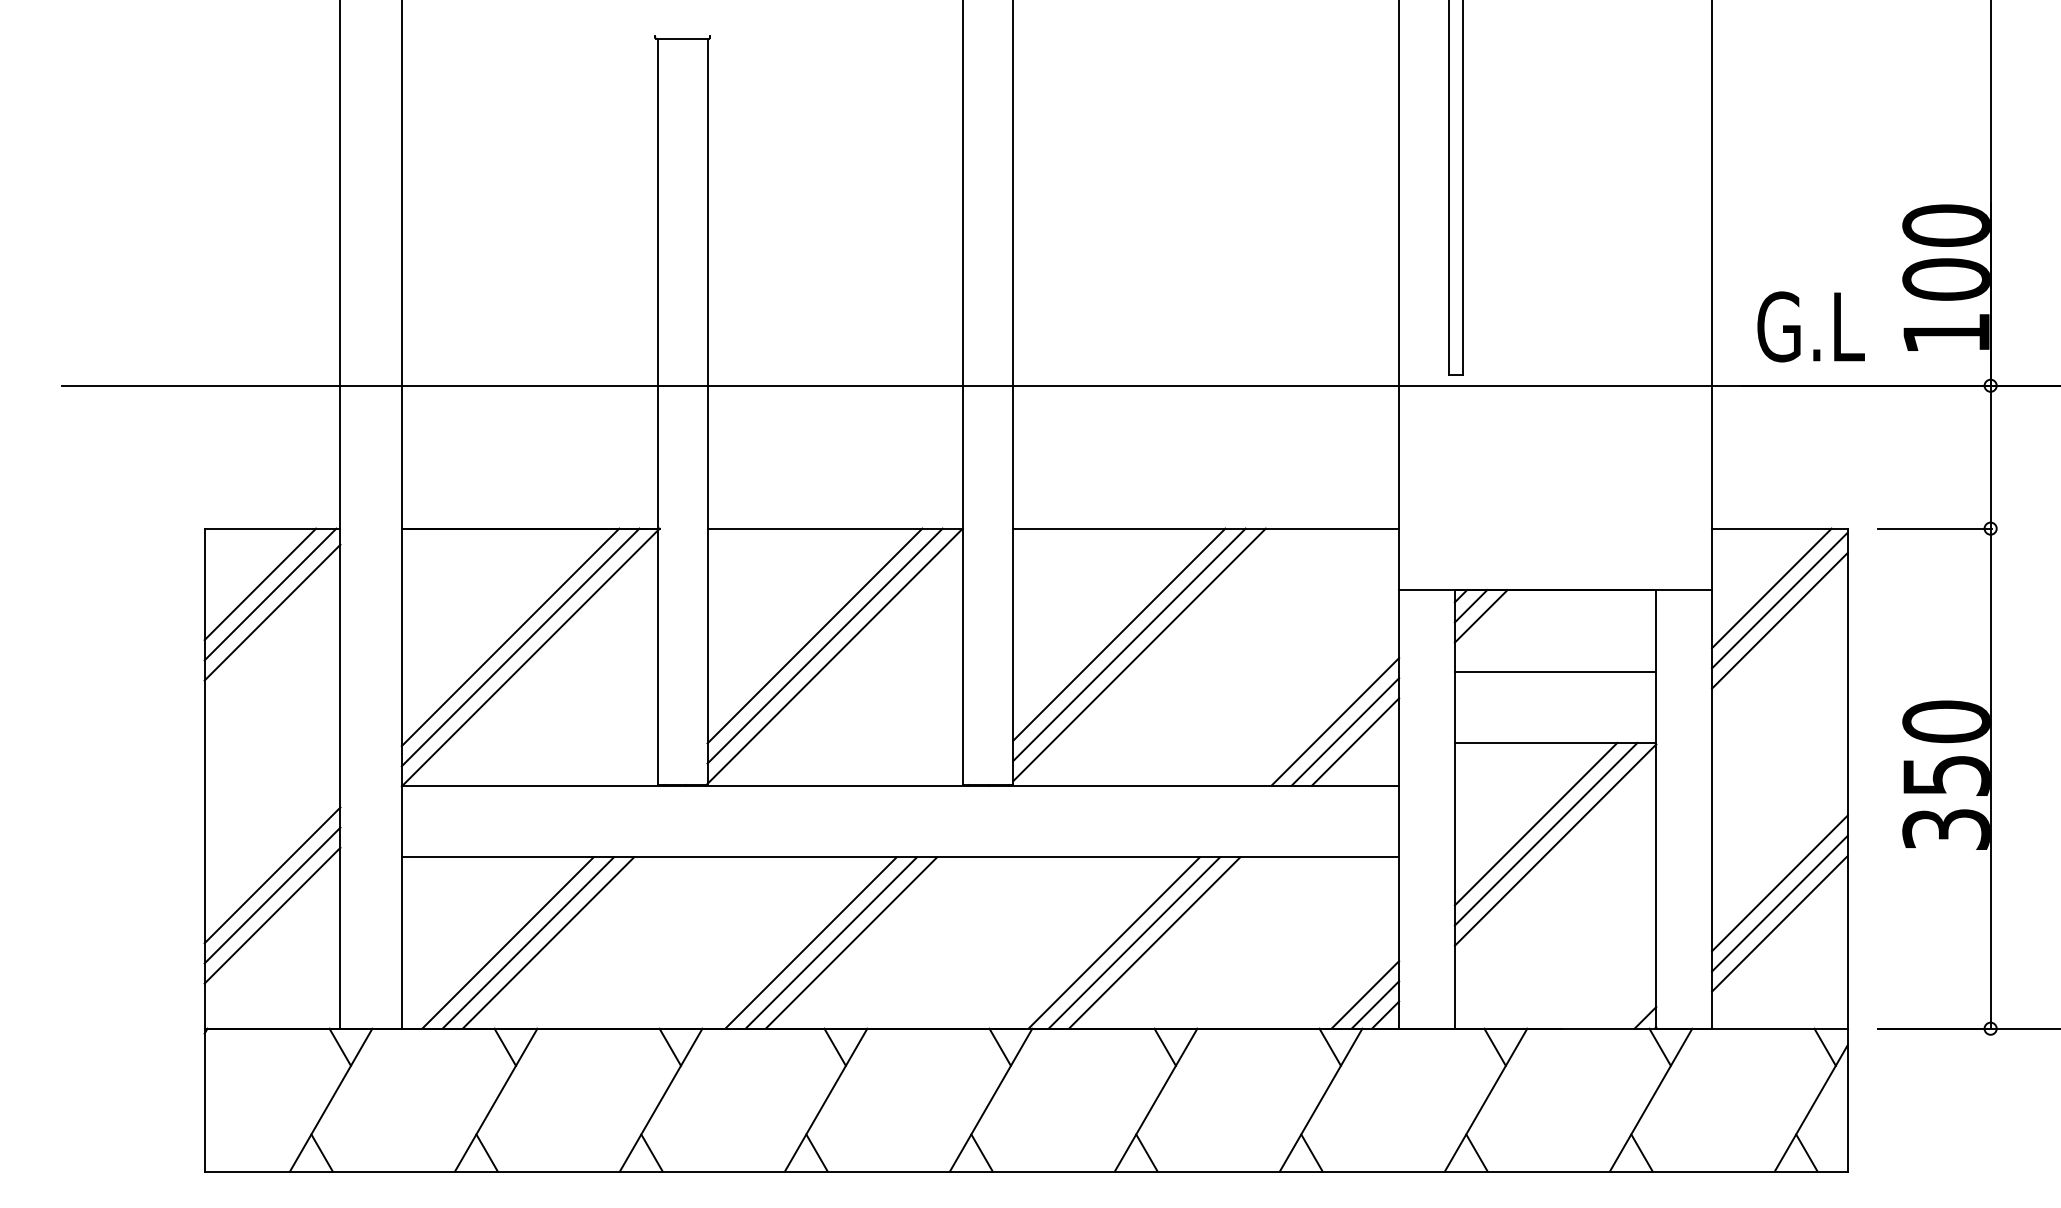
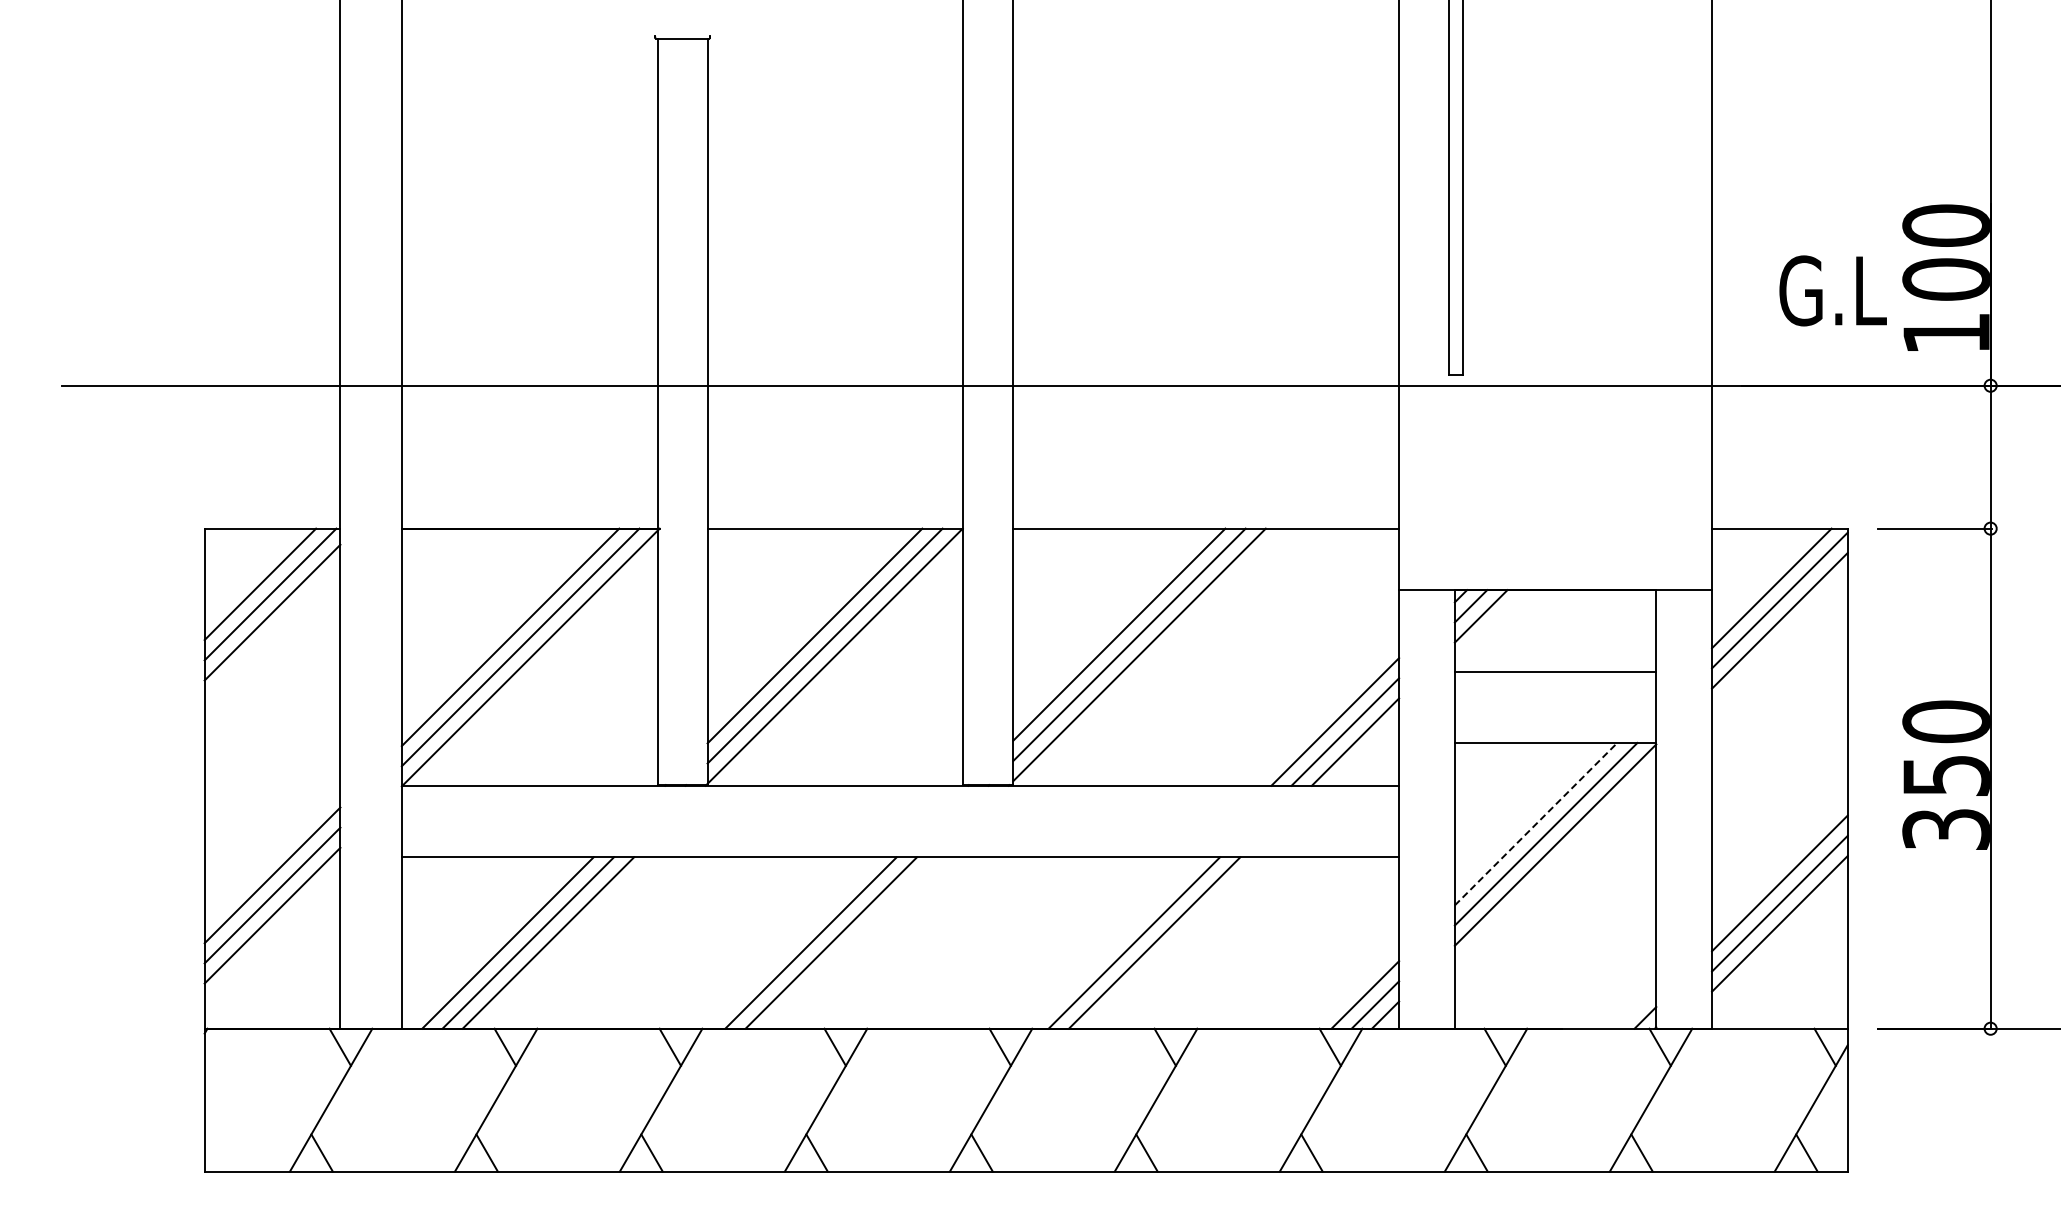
text position: (1810, 326) -> (1832, 290) (1832, 290)
line: solid -> dashed (1536, 824)
line: present -> none (851, 942)
line: present -> none (1113, 942)
